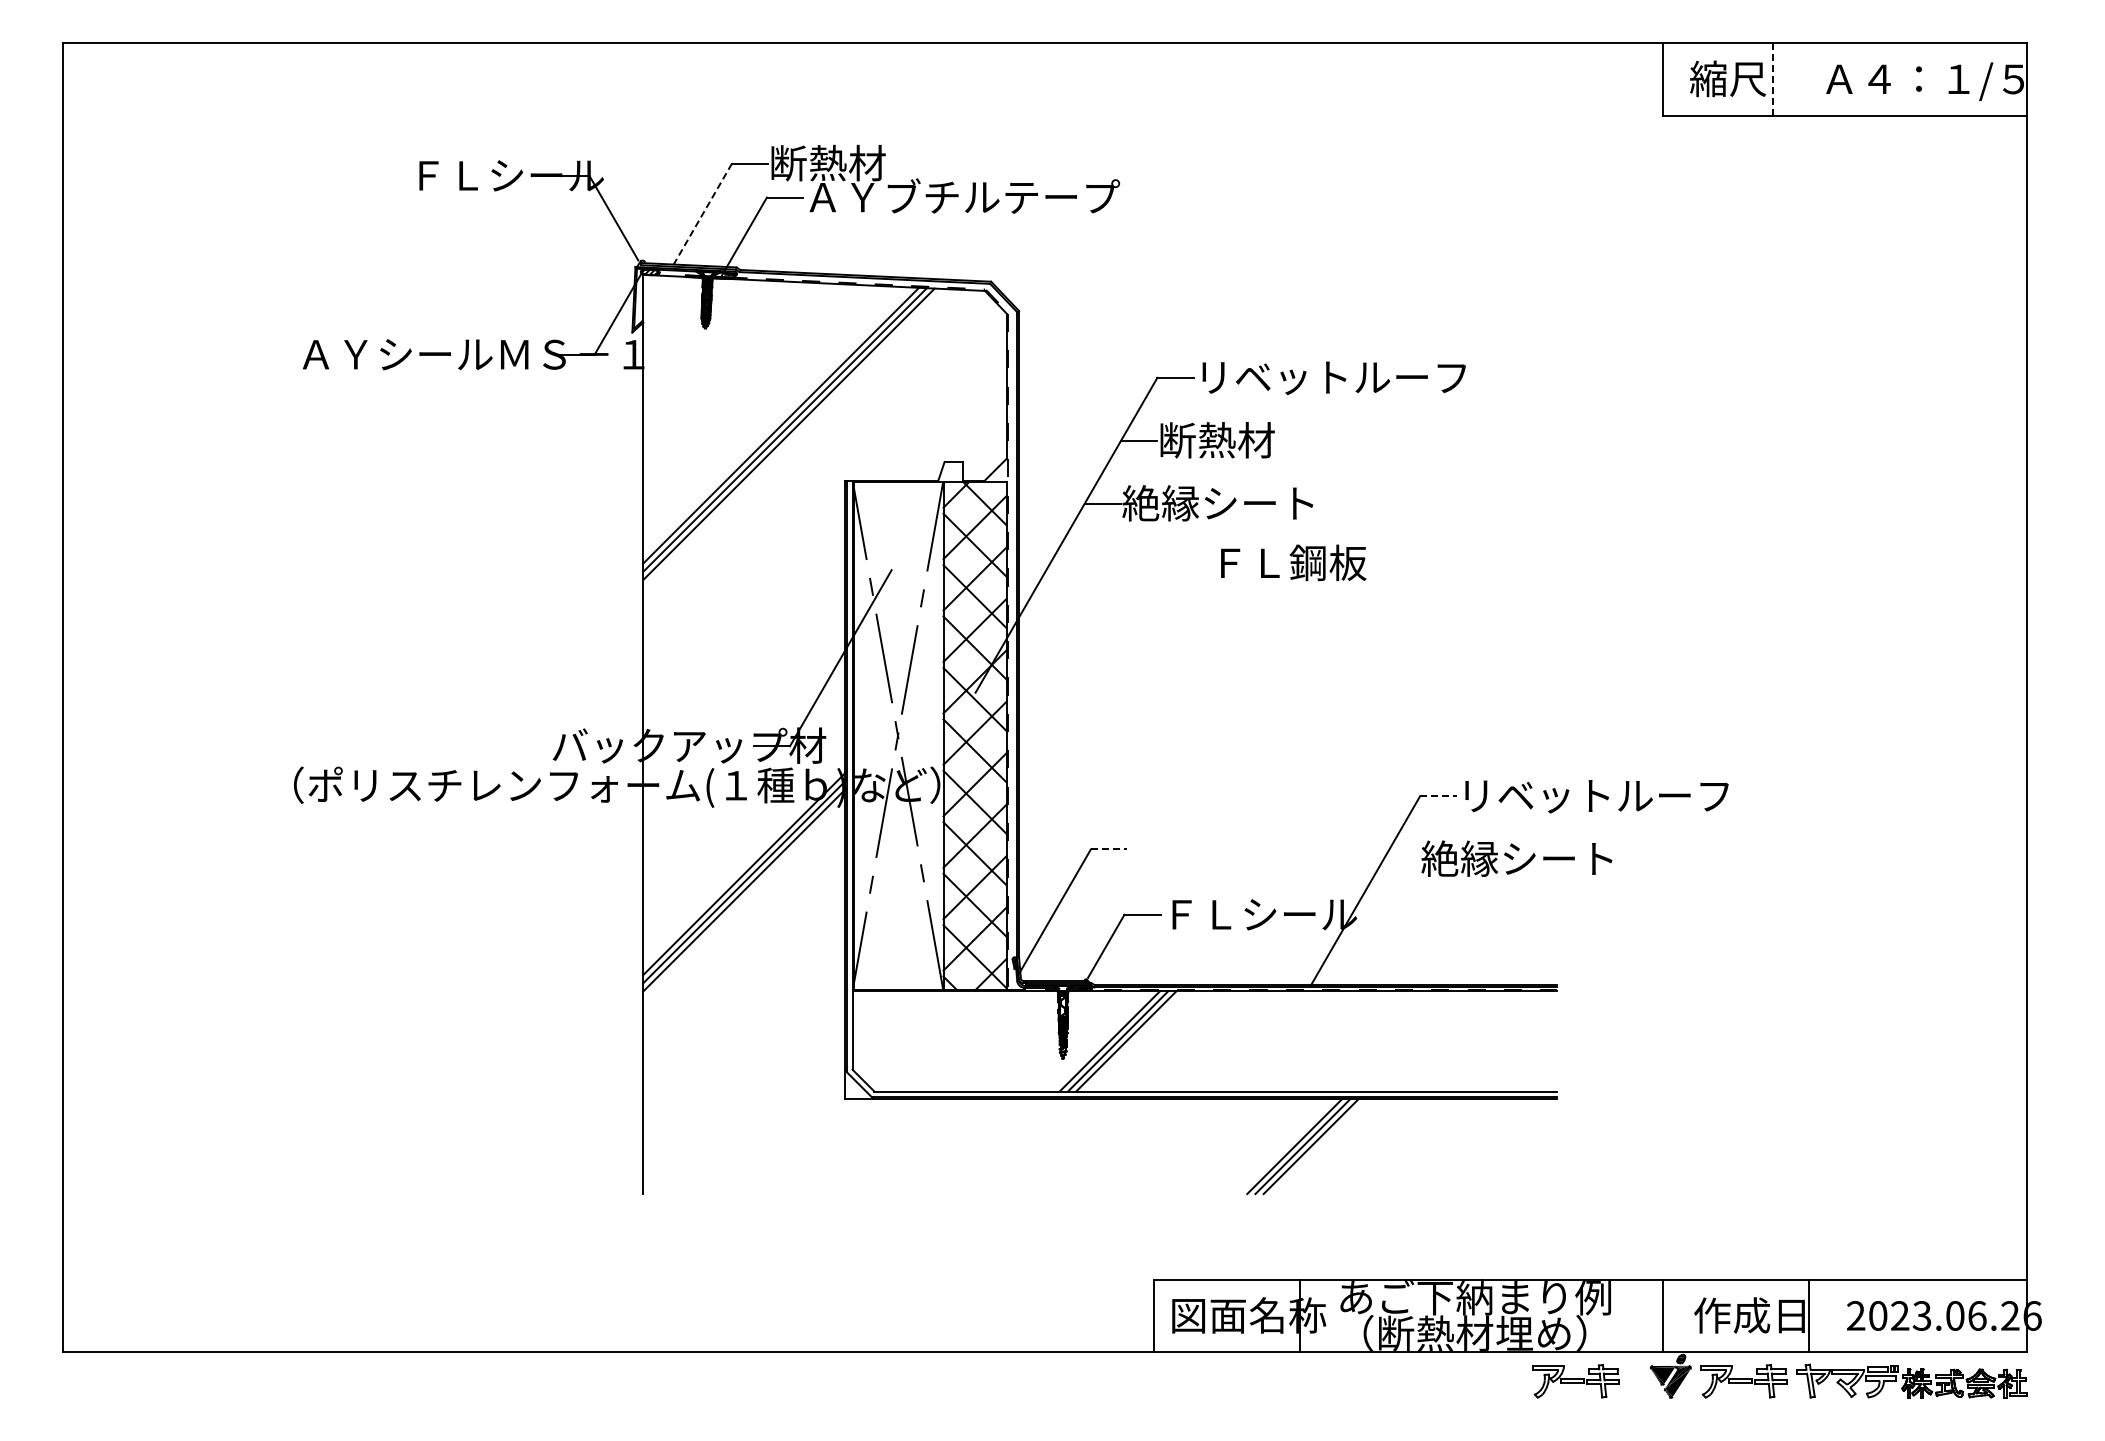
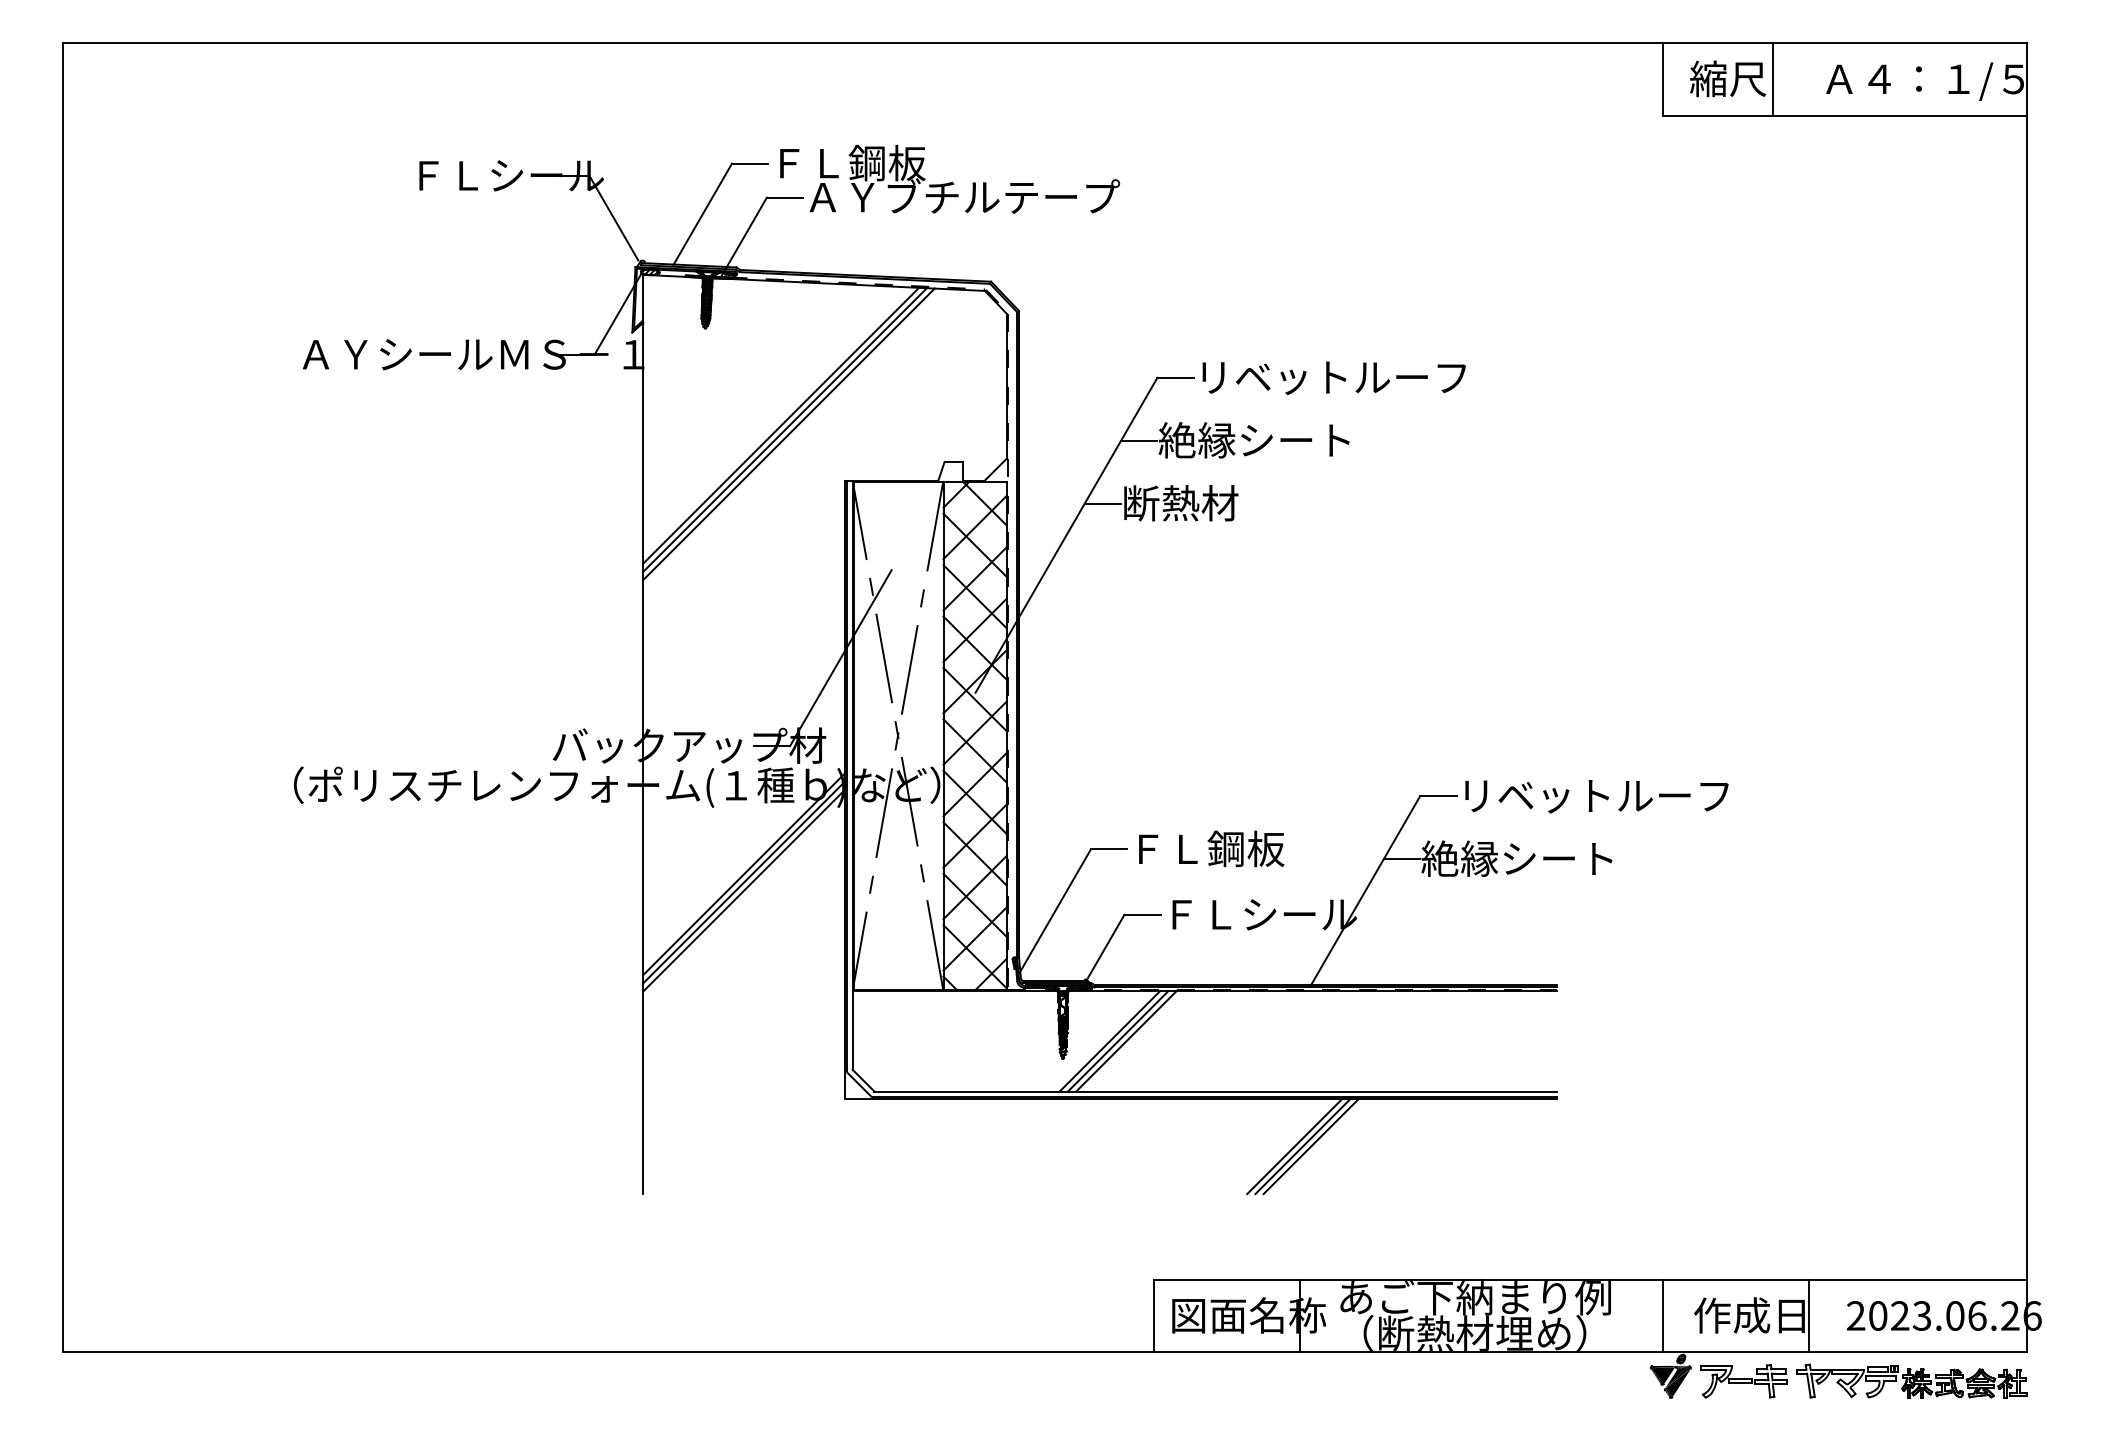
line: dashed -> solid (1772, 79)
text: 断熱材 -> ＦＬ鋼板 (848, 162)
line: dashed -> solid (702, 214)
text: 断熱材 -> 絶縁シート (1253, 440)
text: 絶縁シート -> 断熱材 (1217, 503)
text position: (1293, 562) -> (1211, 848) (1211, 848)
line: dashed -> solid (1438, 796)
line: dashed -> solid (1109, 849)
line: none -> present (1401, 859)
part: present -> none (1575, 1381)
